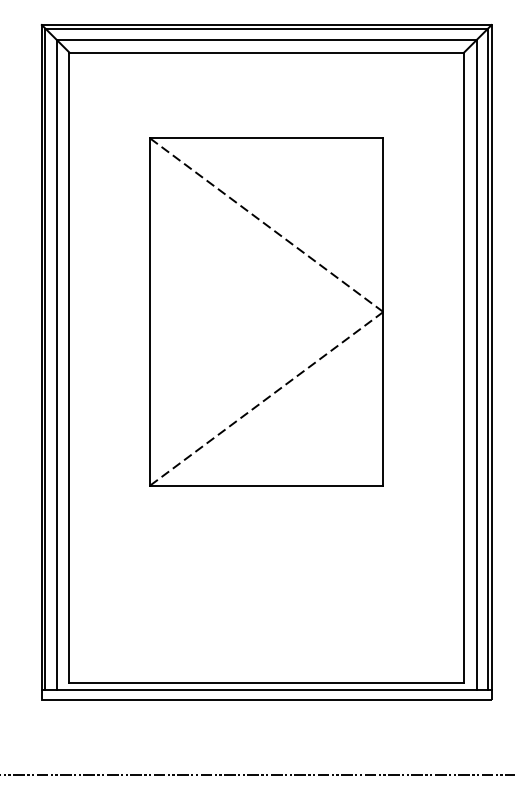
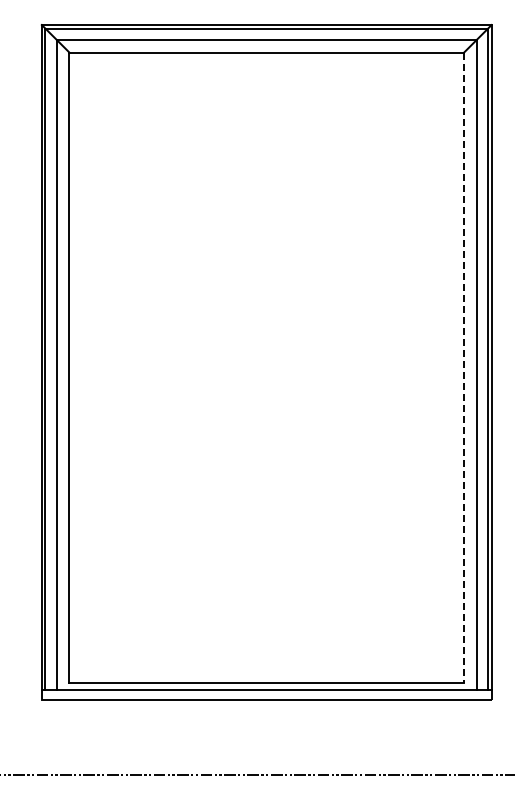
part: present -> none (266, 311)
line: solid -> dashed (464, 368)
